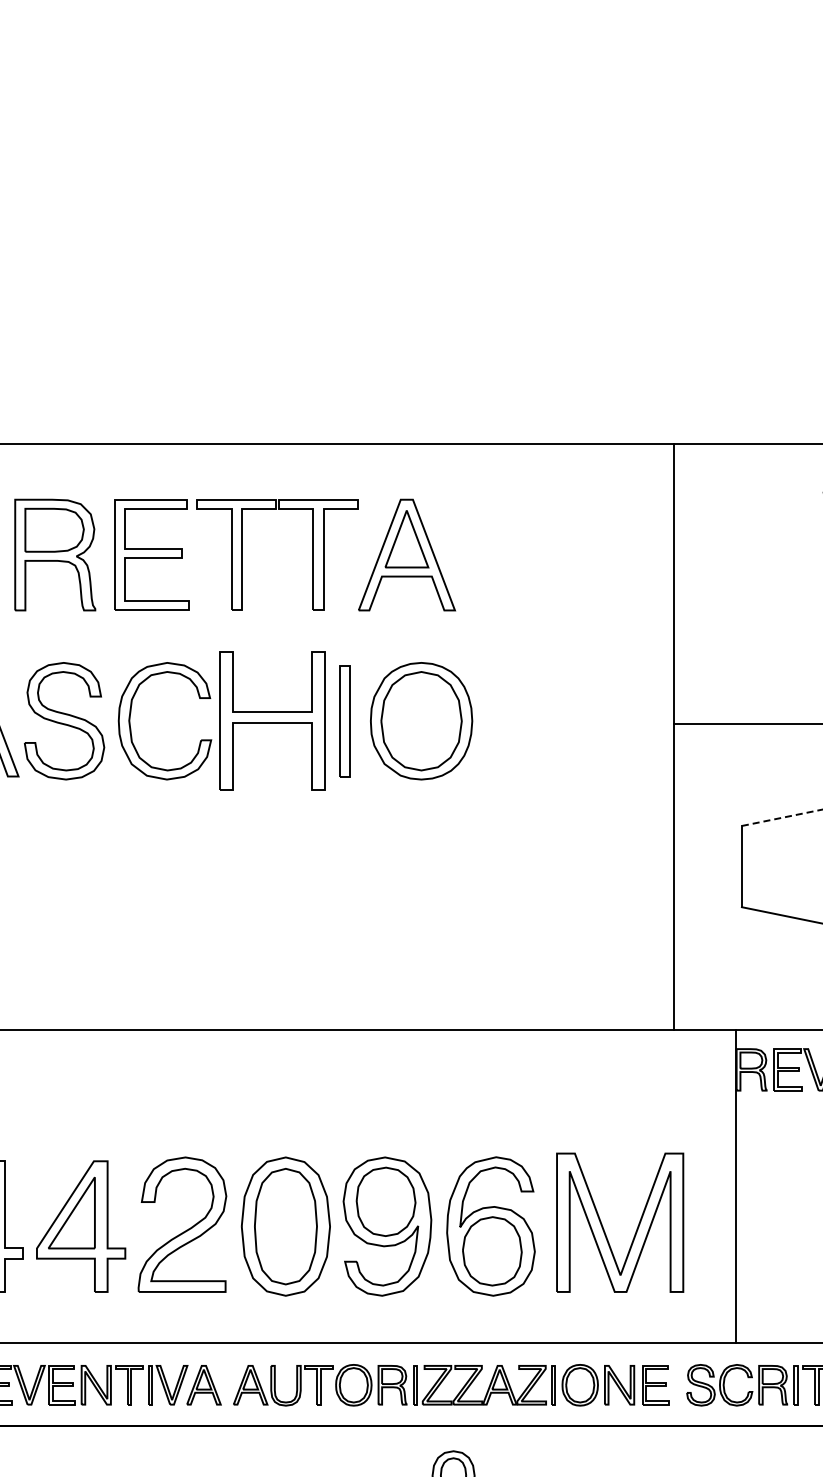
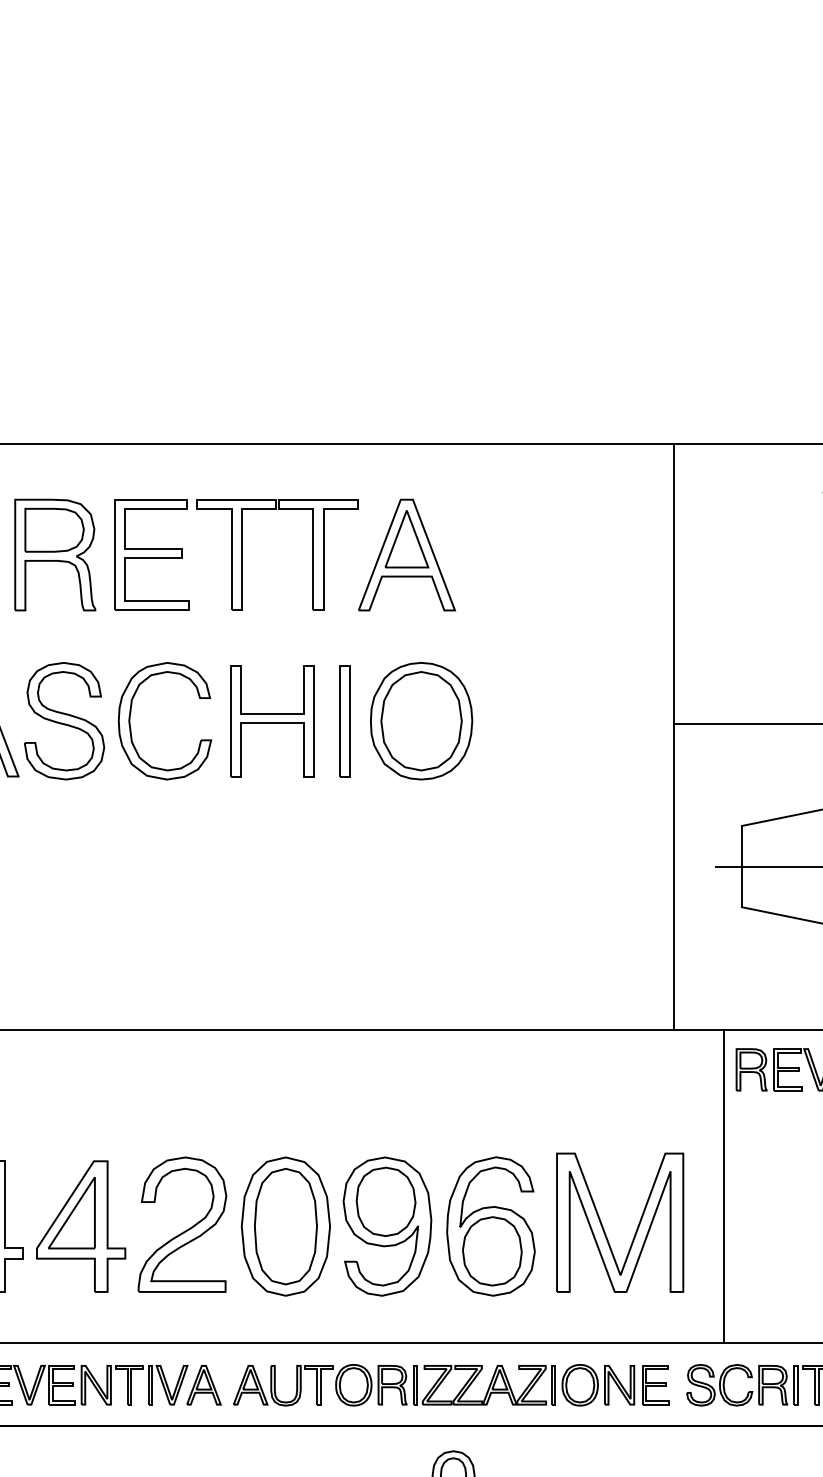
part size: 107x140 px -> 85x113 px (272, 721)
line: dashed -> solid (782, 817)
line: none -> present (766, 866)
line position: (735, 1186) -> (723, 1186) (723, 1186)
